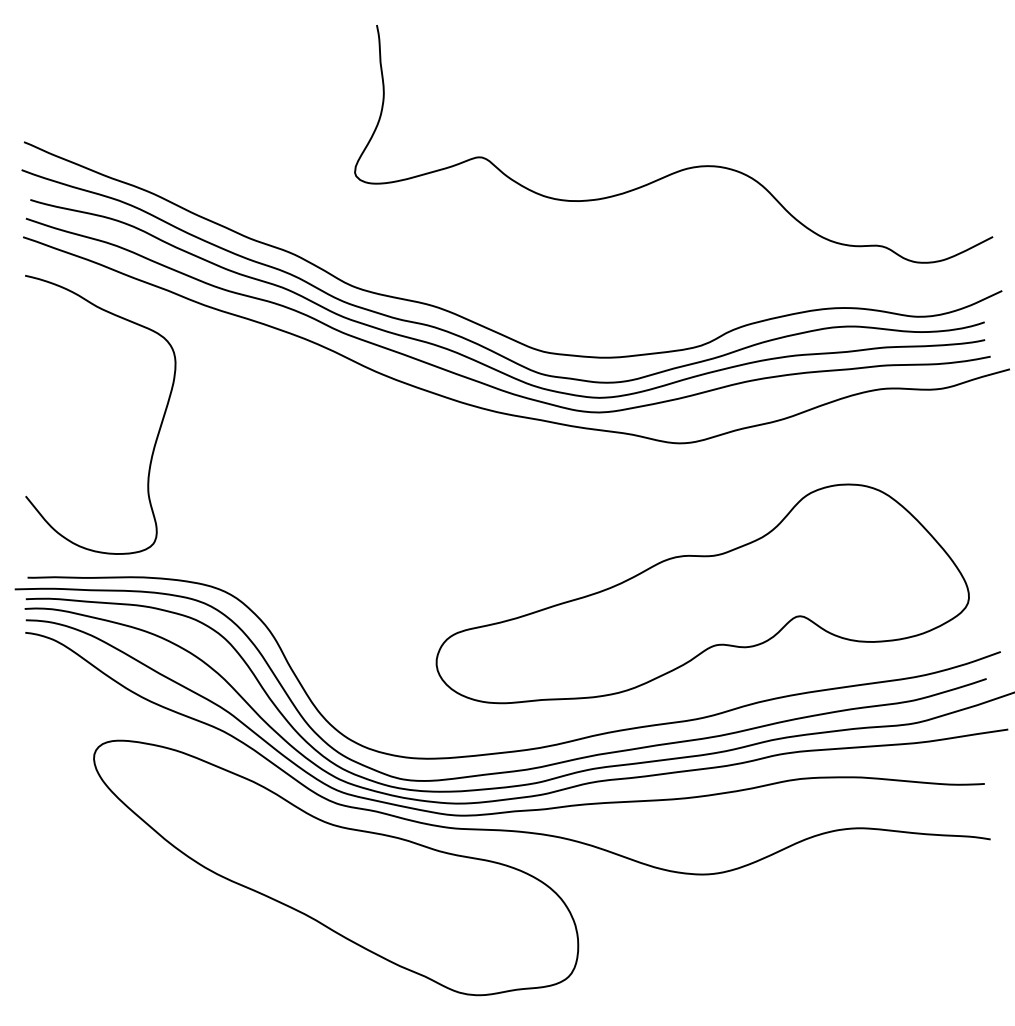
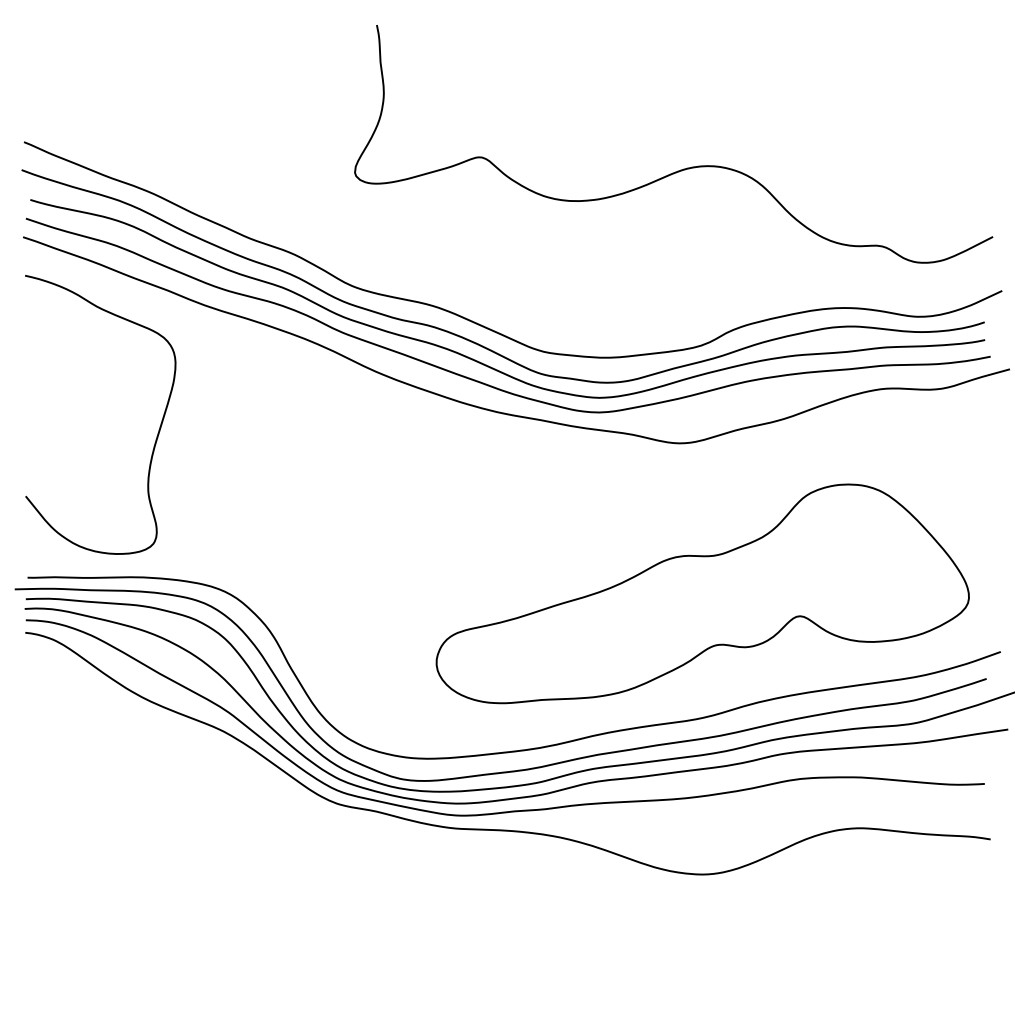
part: present -> none (336, 867)
